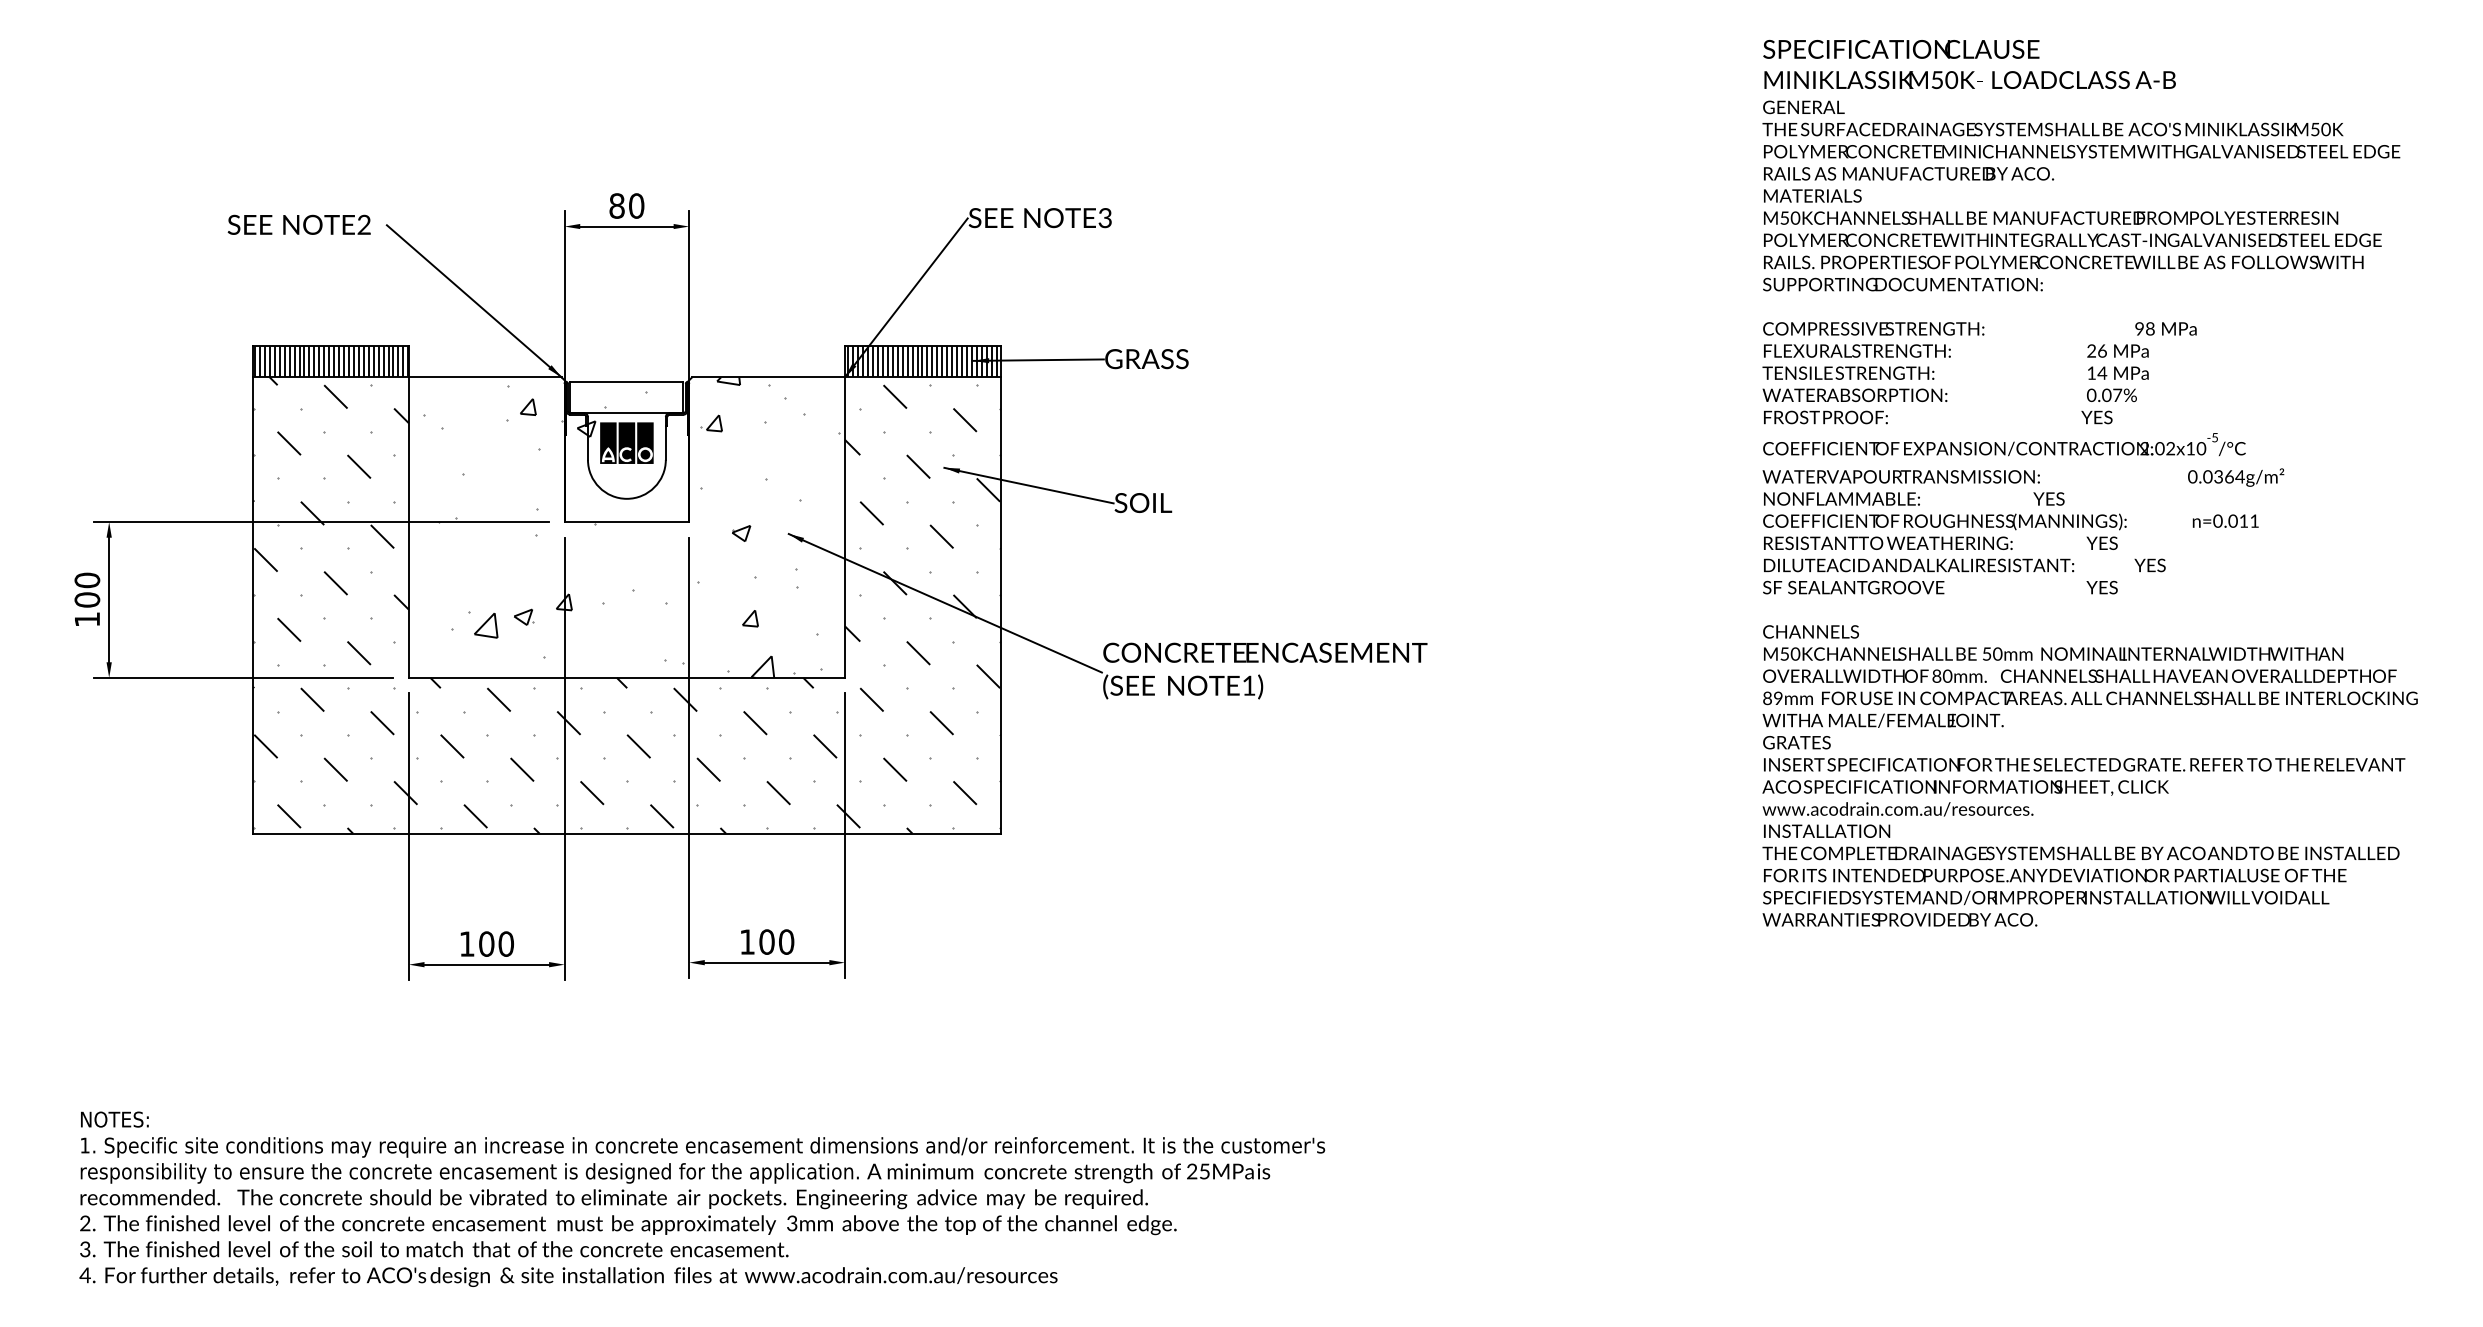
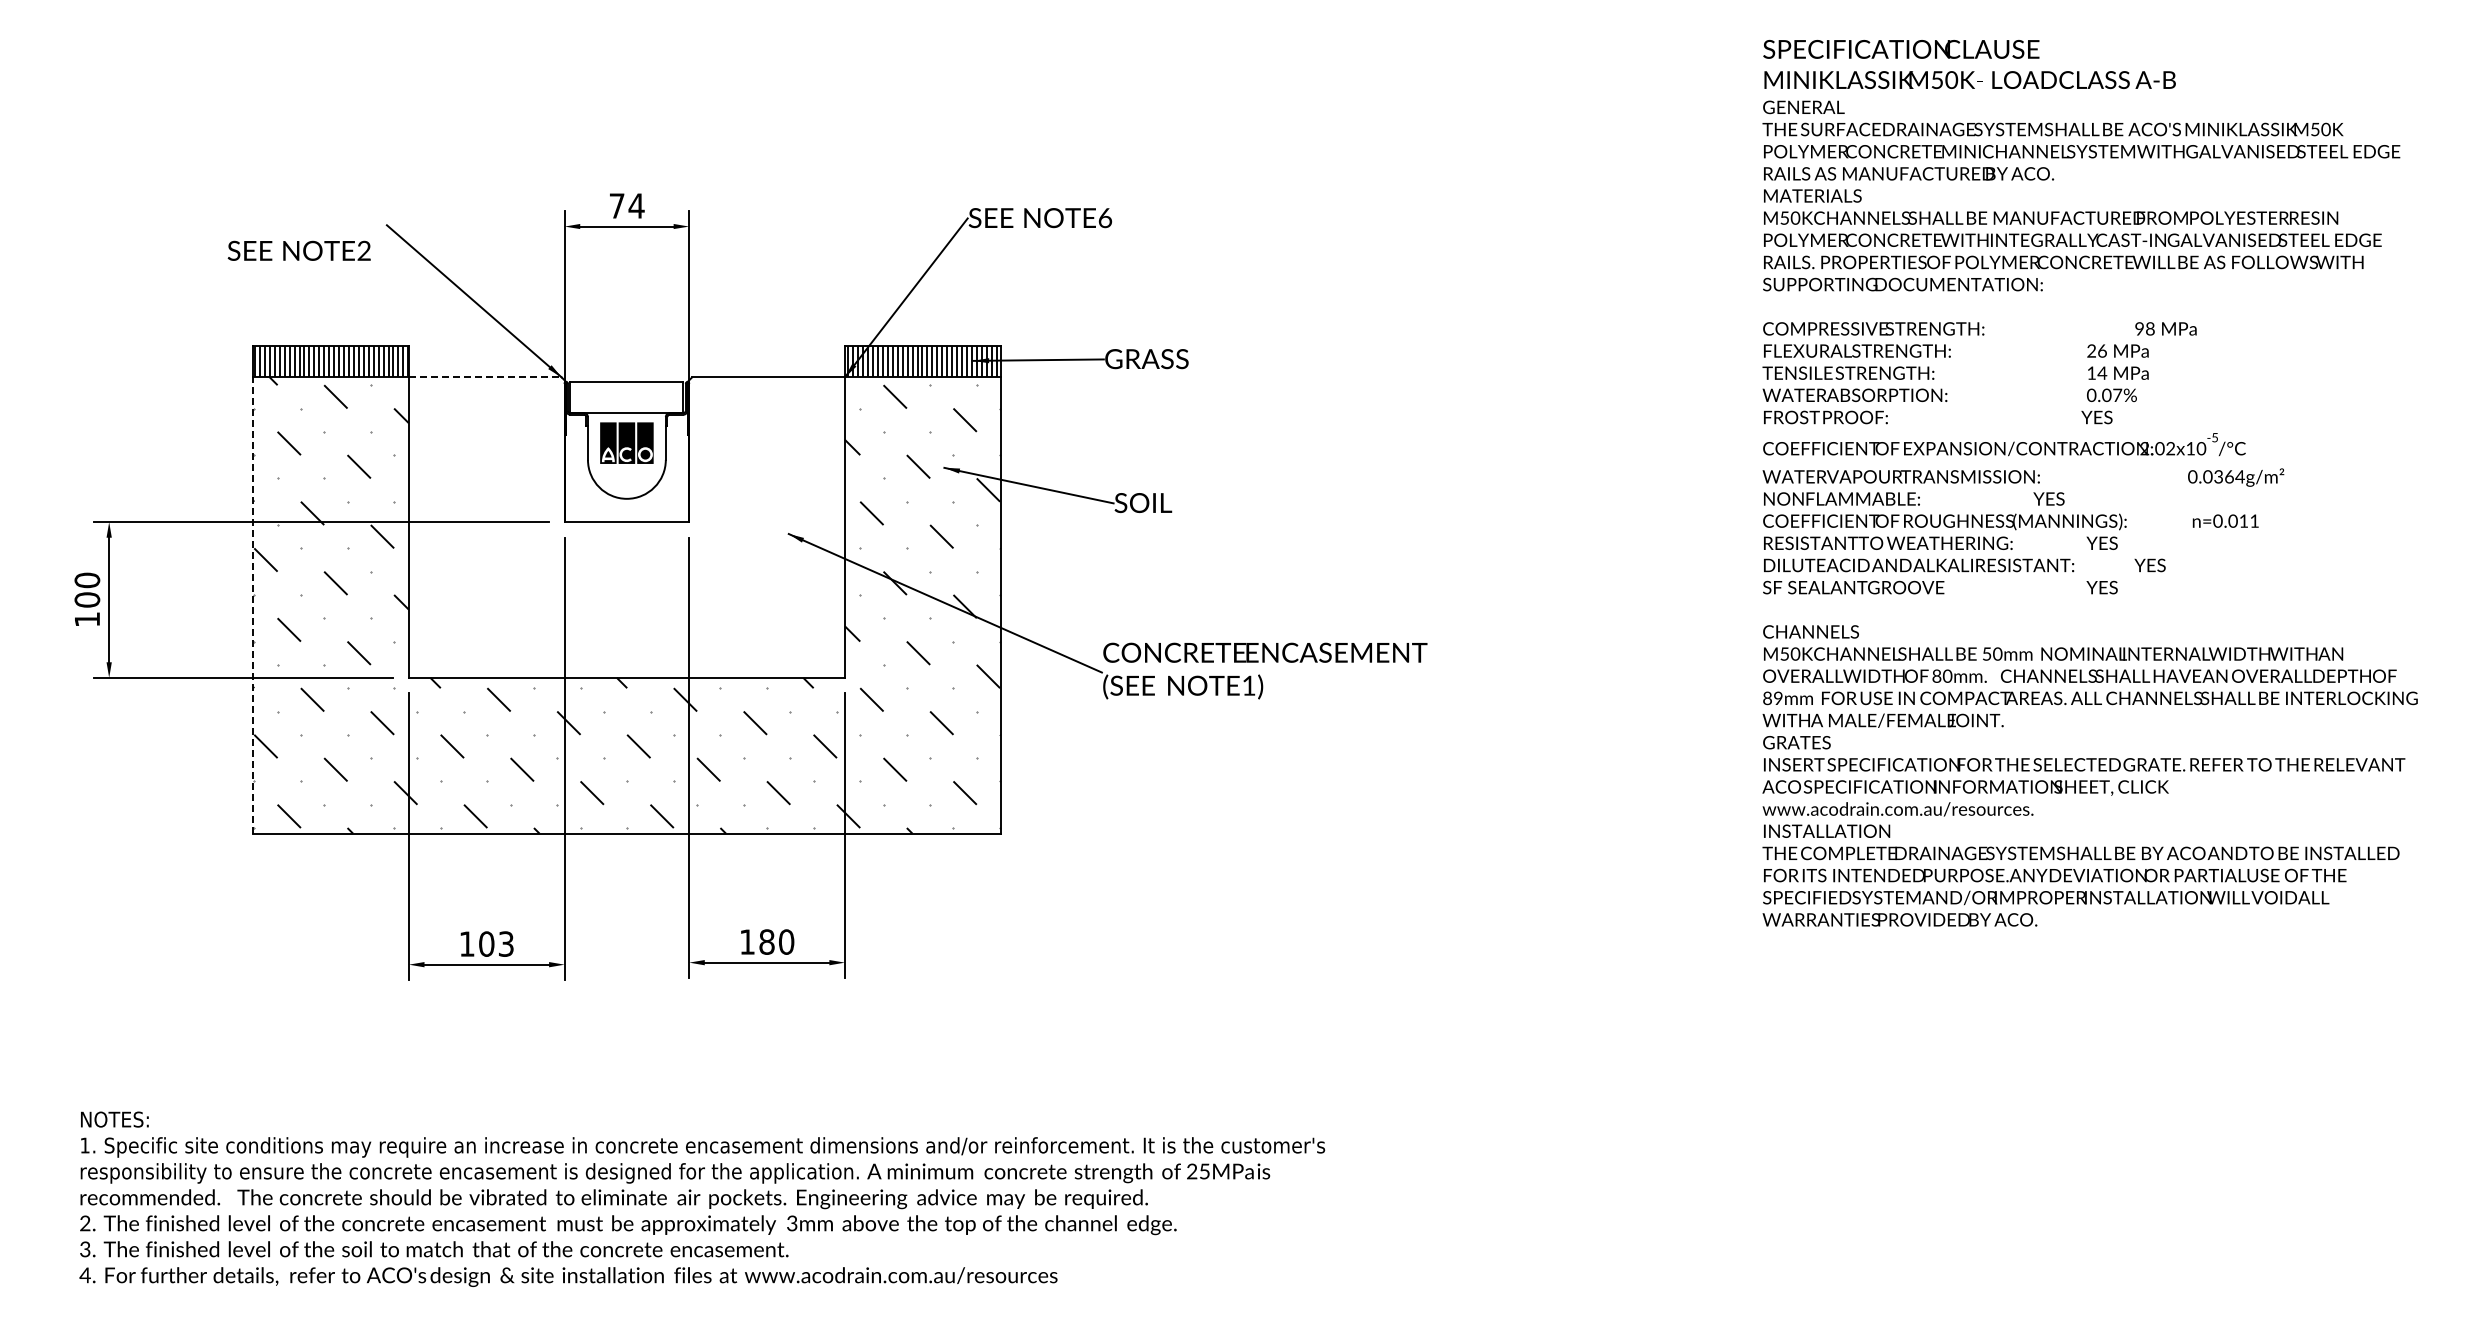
text: 80 -> 74 (626, 205)
text: 3 -> 6 (1105, 217)
text position: (298, 224) -> (298, 250) (298, 250)
line: solid -> dashed (485, 377)
hatch: present -> none (631, 527)
line: solid -> dashed (253, 605)
text: 100 -> 180 (766, 941)
text: 100 -> 103 (505, 943)
